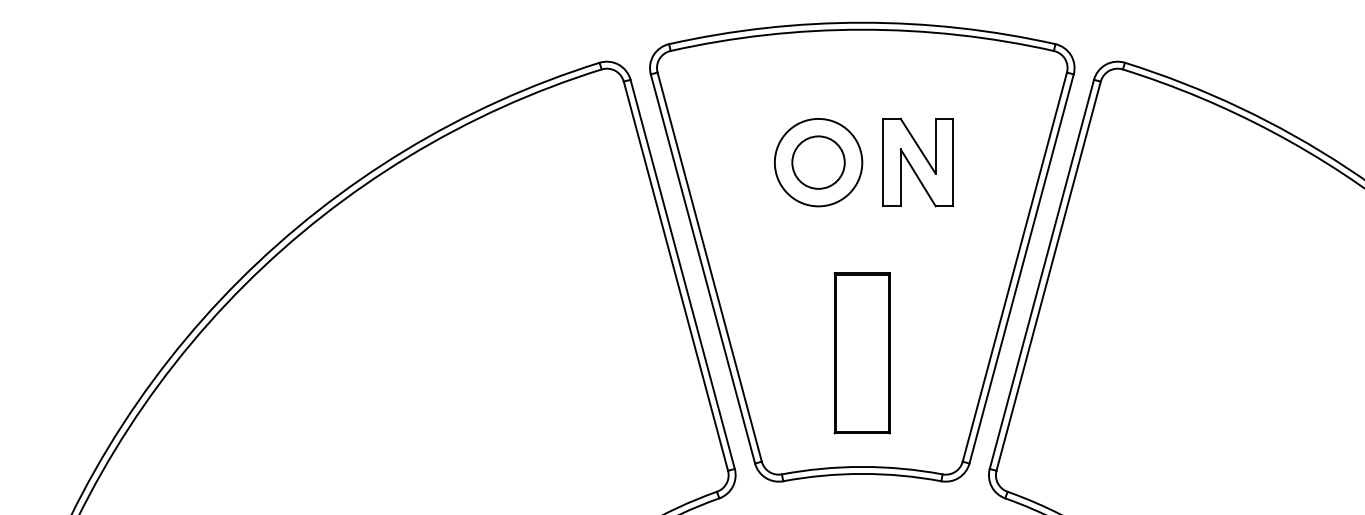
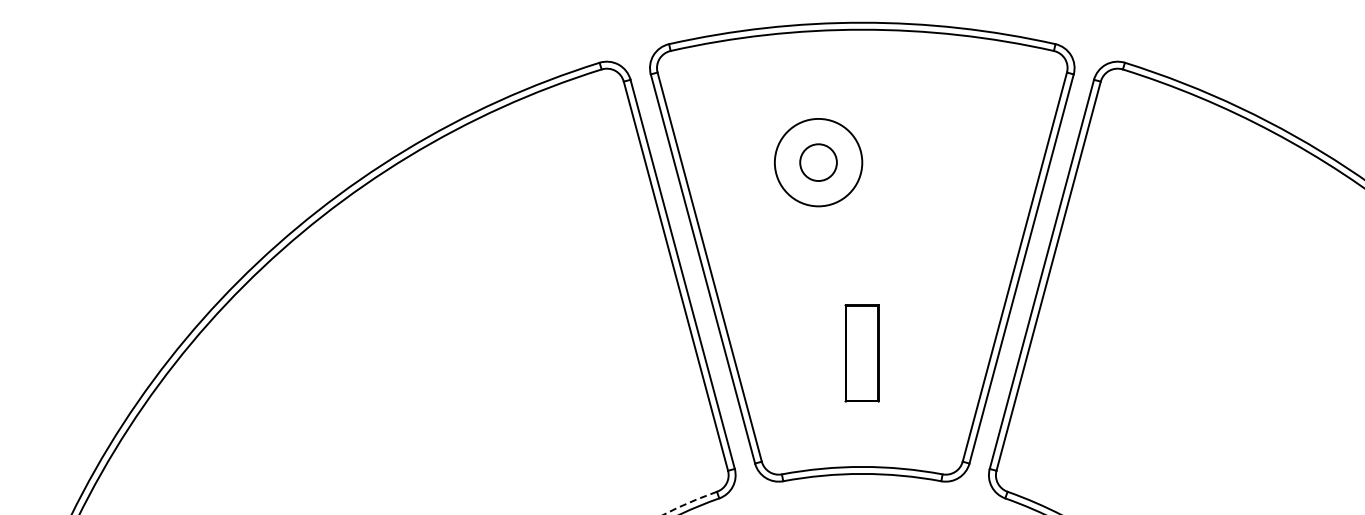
circle diameter: 52 px -> 37 px (818, 162)
part: present -> none (917, 162)
part size: 58x163 px -> 36x99 px (861, 353)
arc: solid -> dashed (689, 502)
